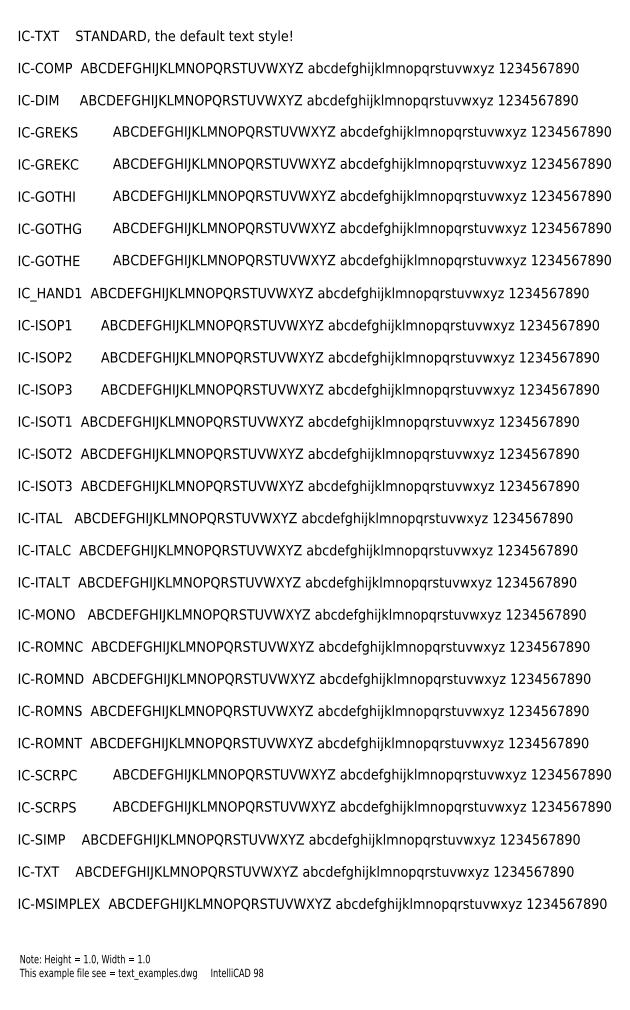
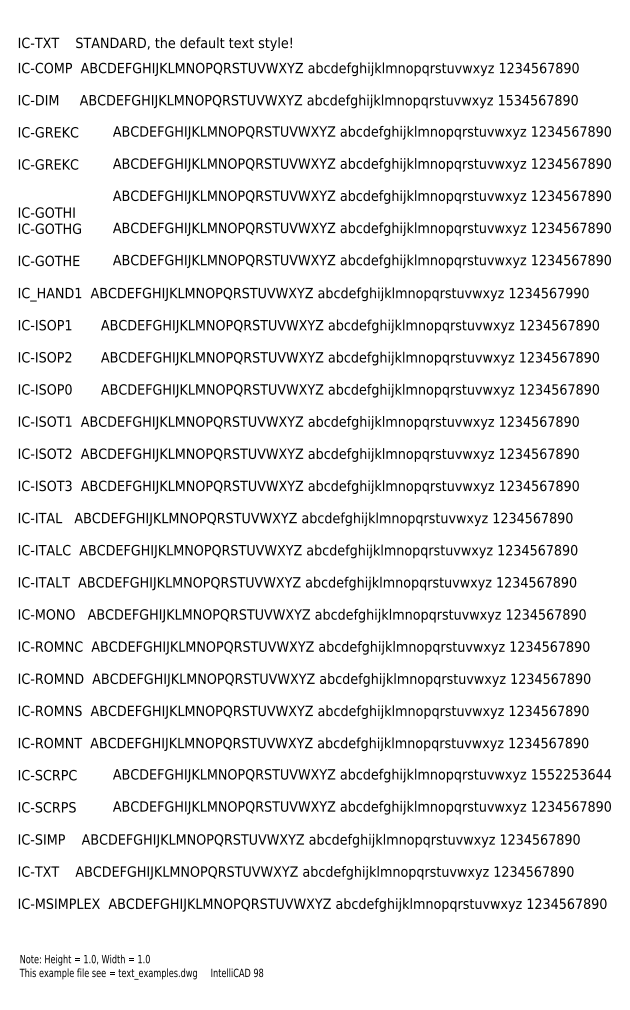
text position: (154, 36) -> (154, 43) (154, 43)
text: 1234567890 -> 1534567890 (509, 99)
text: IC-GREKS -> IC-GREKC (74, 132)
text position: (46, 196) -> (46, 212) (46, 212)
text: 1234567890 -> 1234567990 (569, 293)
text: IC-ISOP3 -> IC-ISOP0 (68, 389)
text: 1234567890 -> 1552253644 (575, 774)
